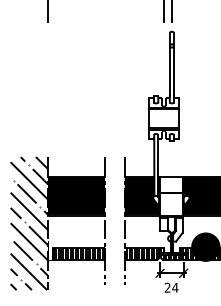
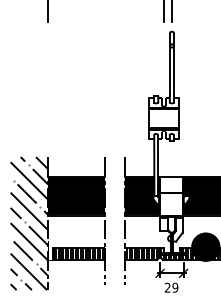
text: 24 -> 29 (175, 287)
